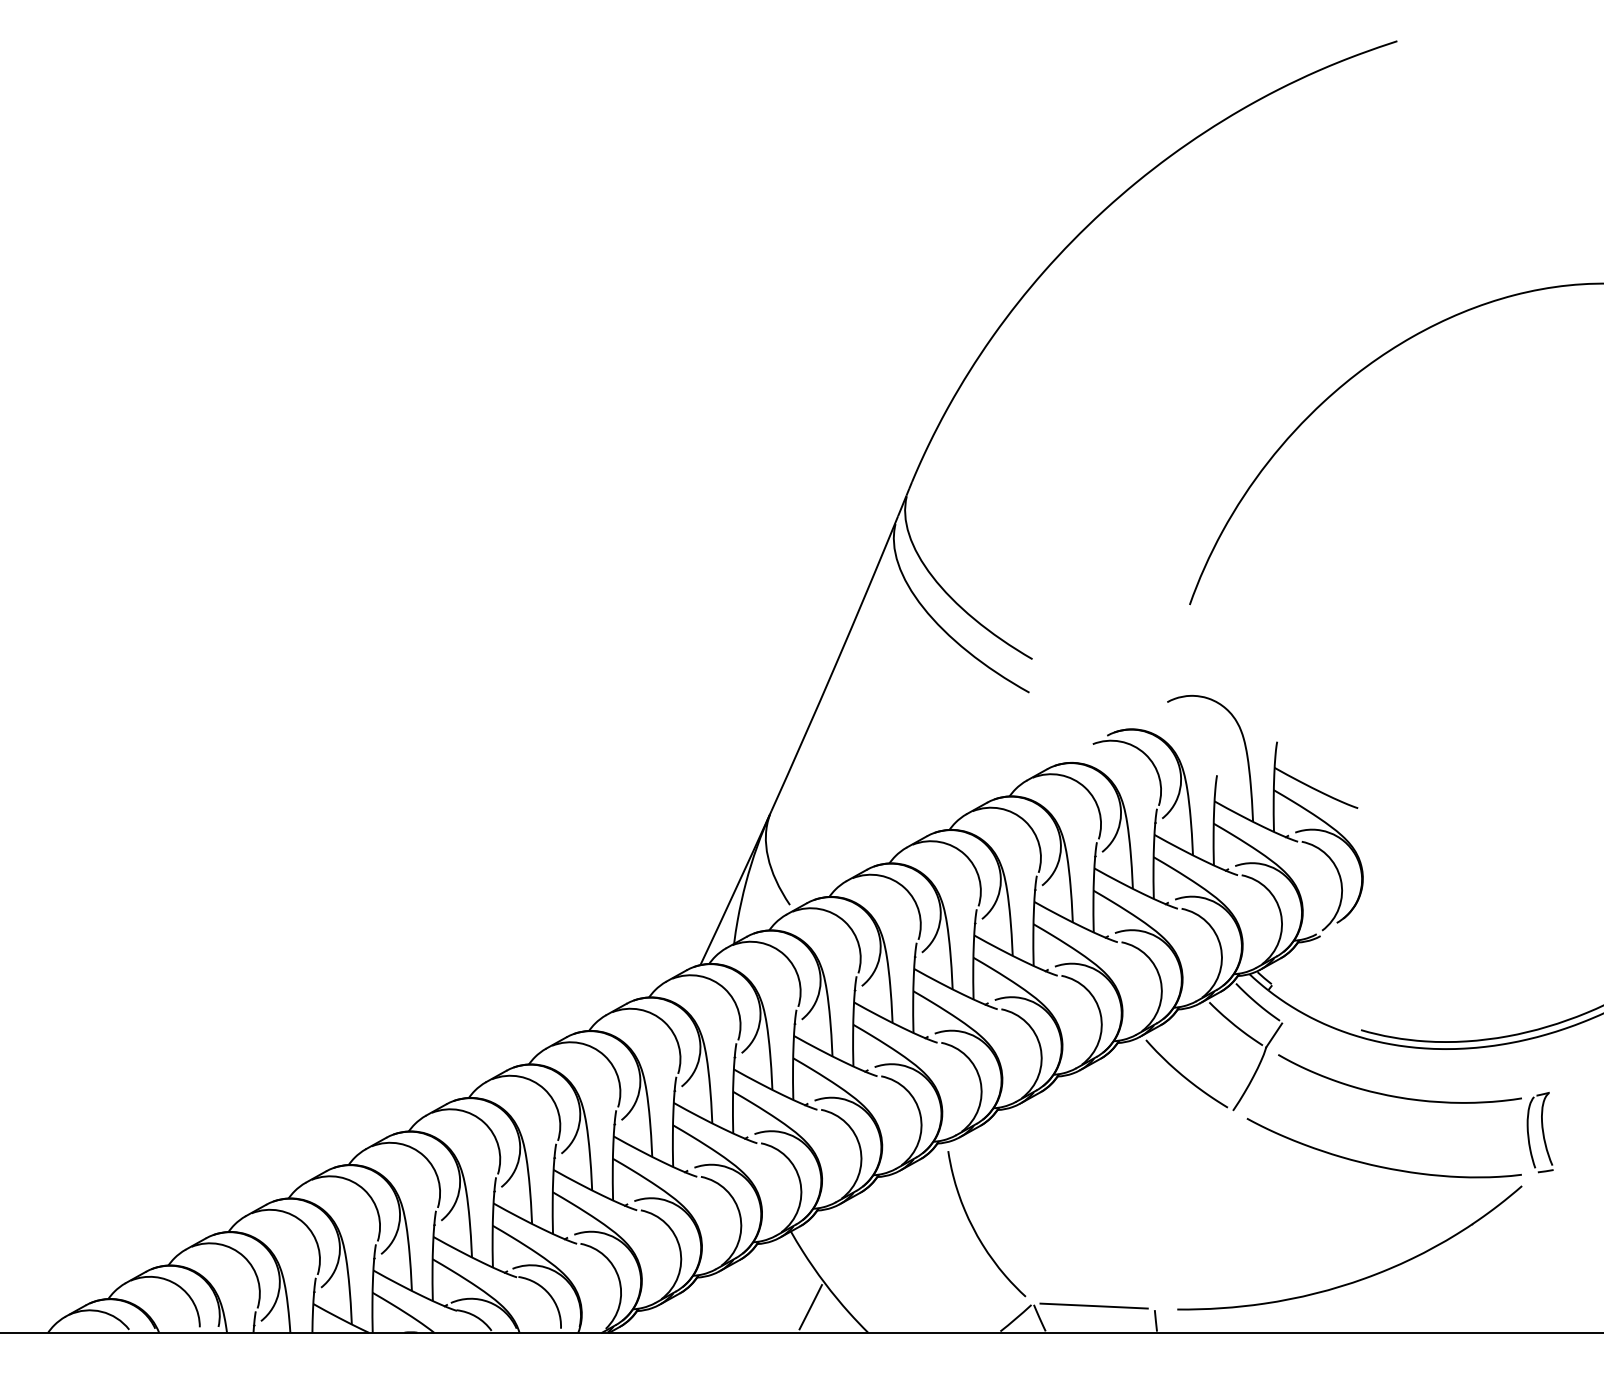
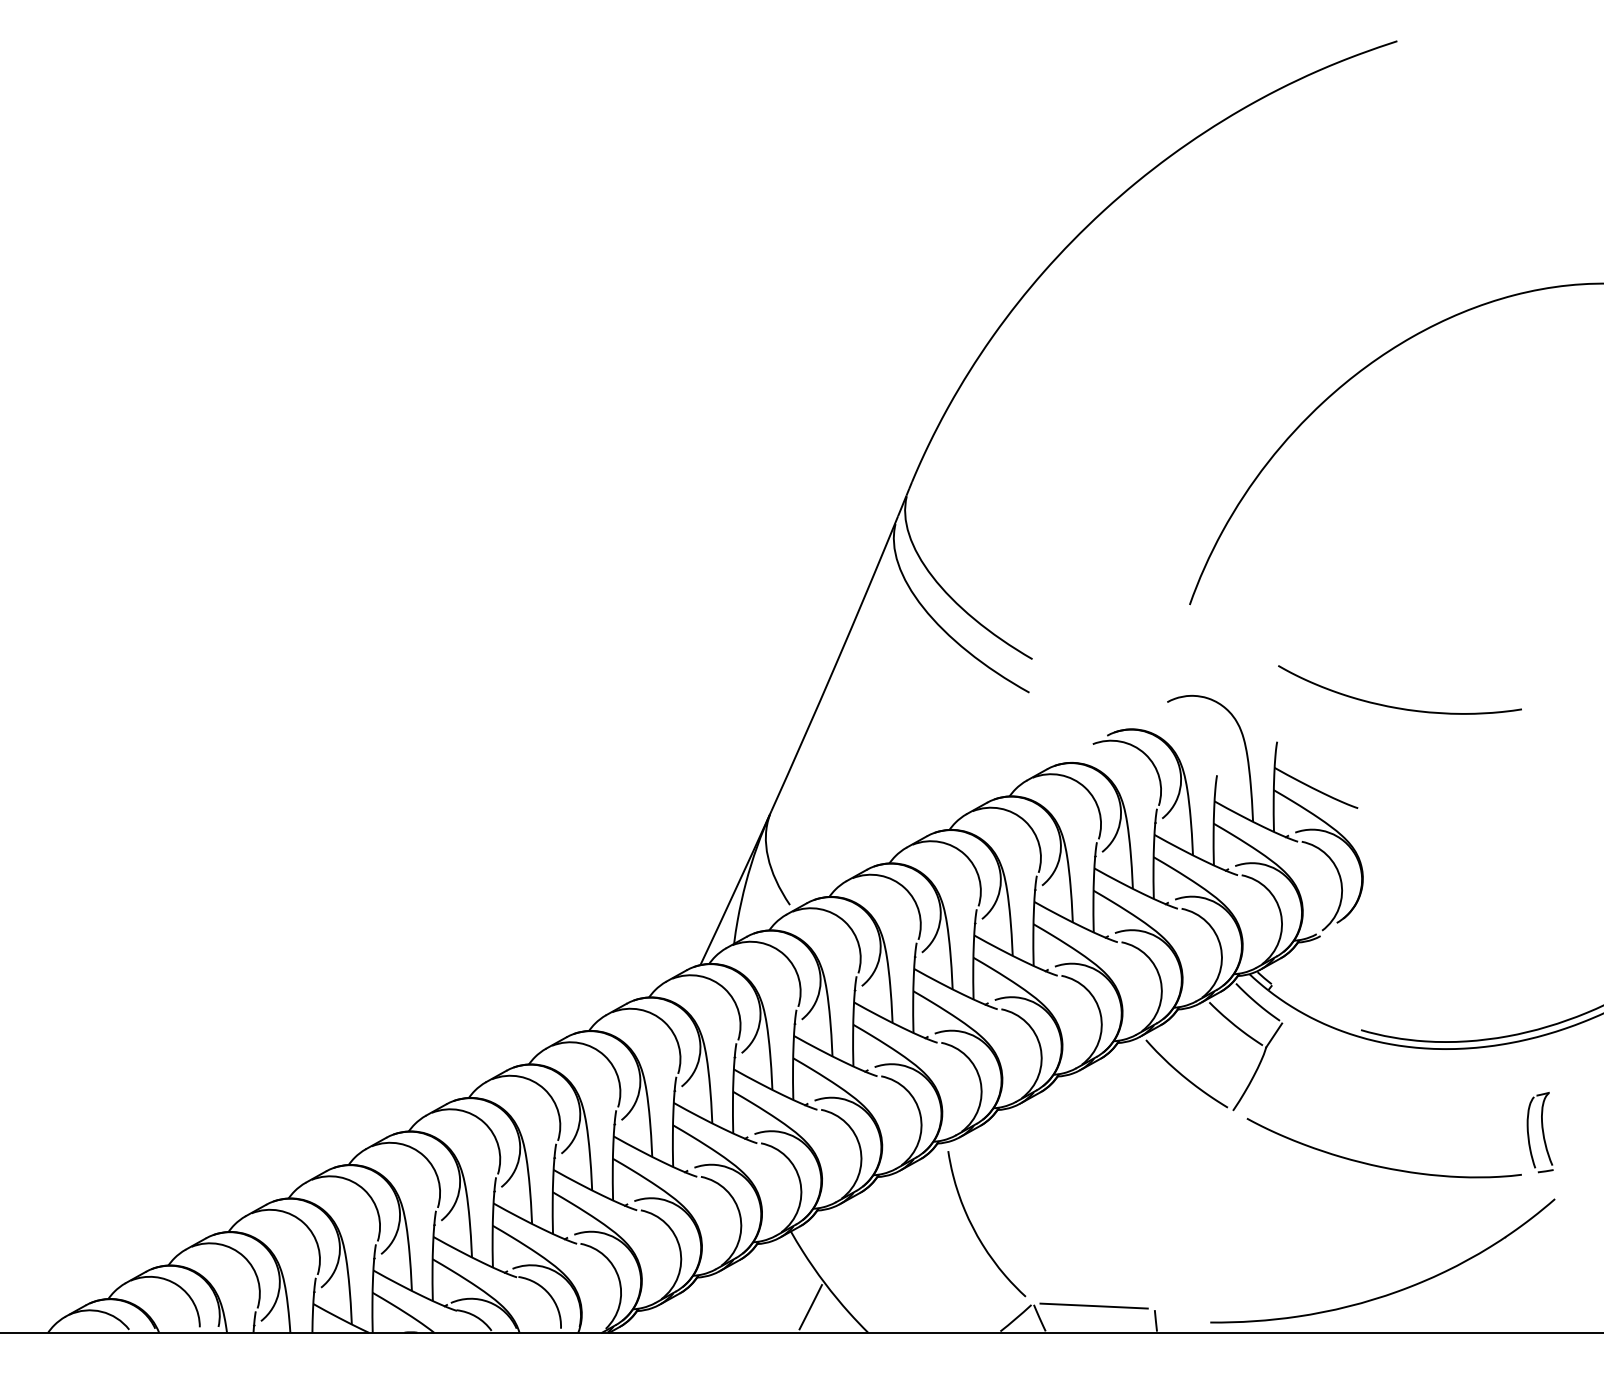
curve position: (1395, 1095) -> (1395, 706) (1395, 706)
part position: (1361, 1278) -> (1394, 1291) (1394, 1291)
